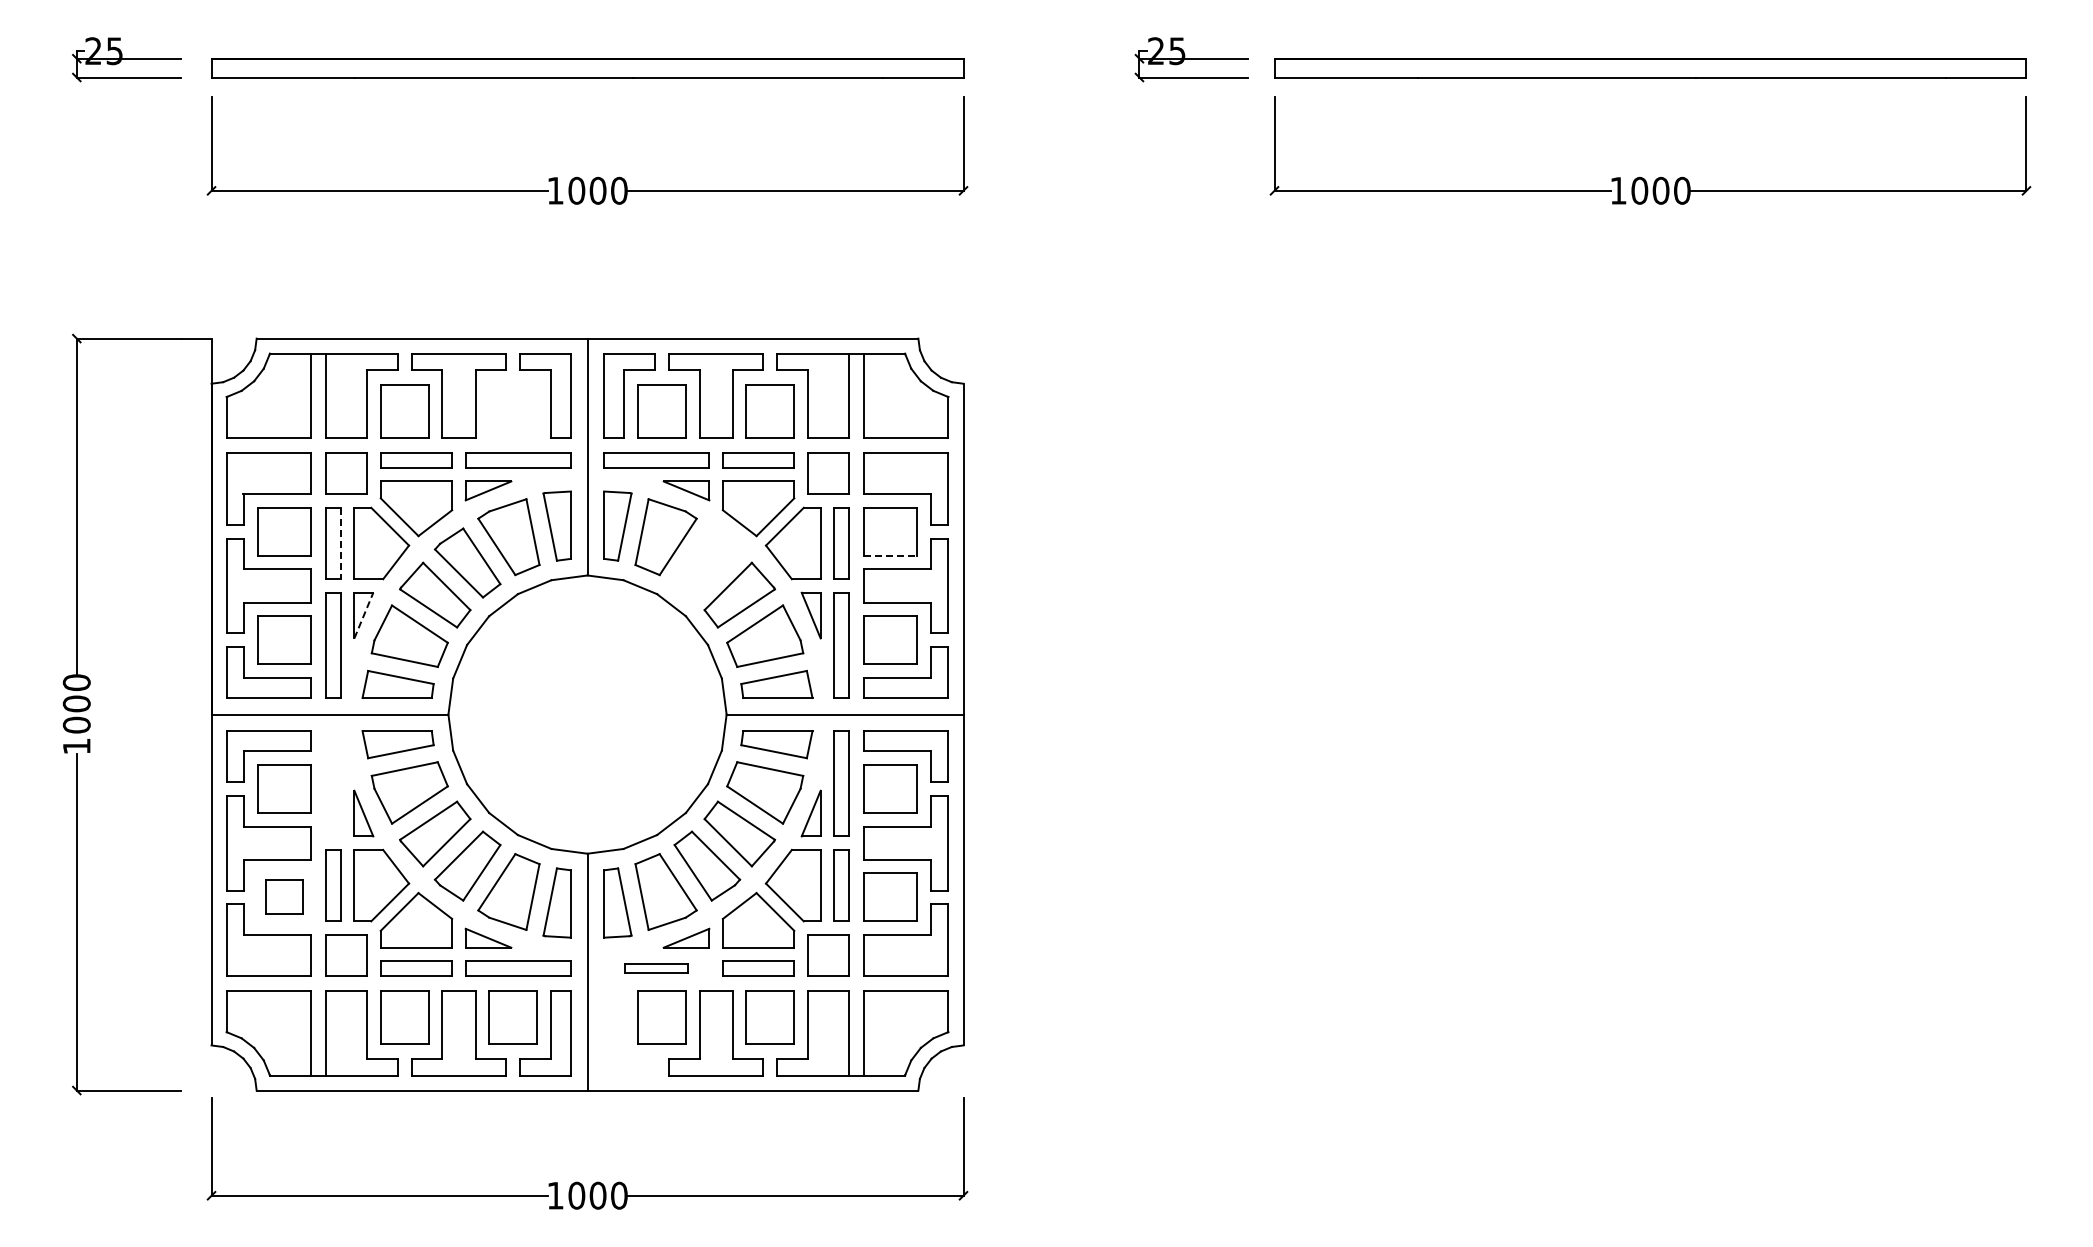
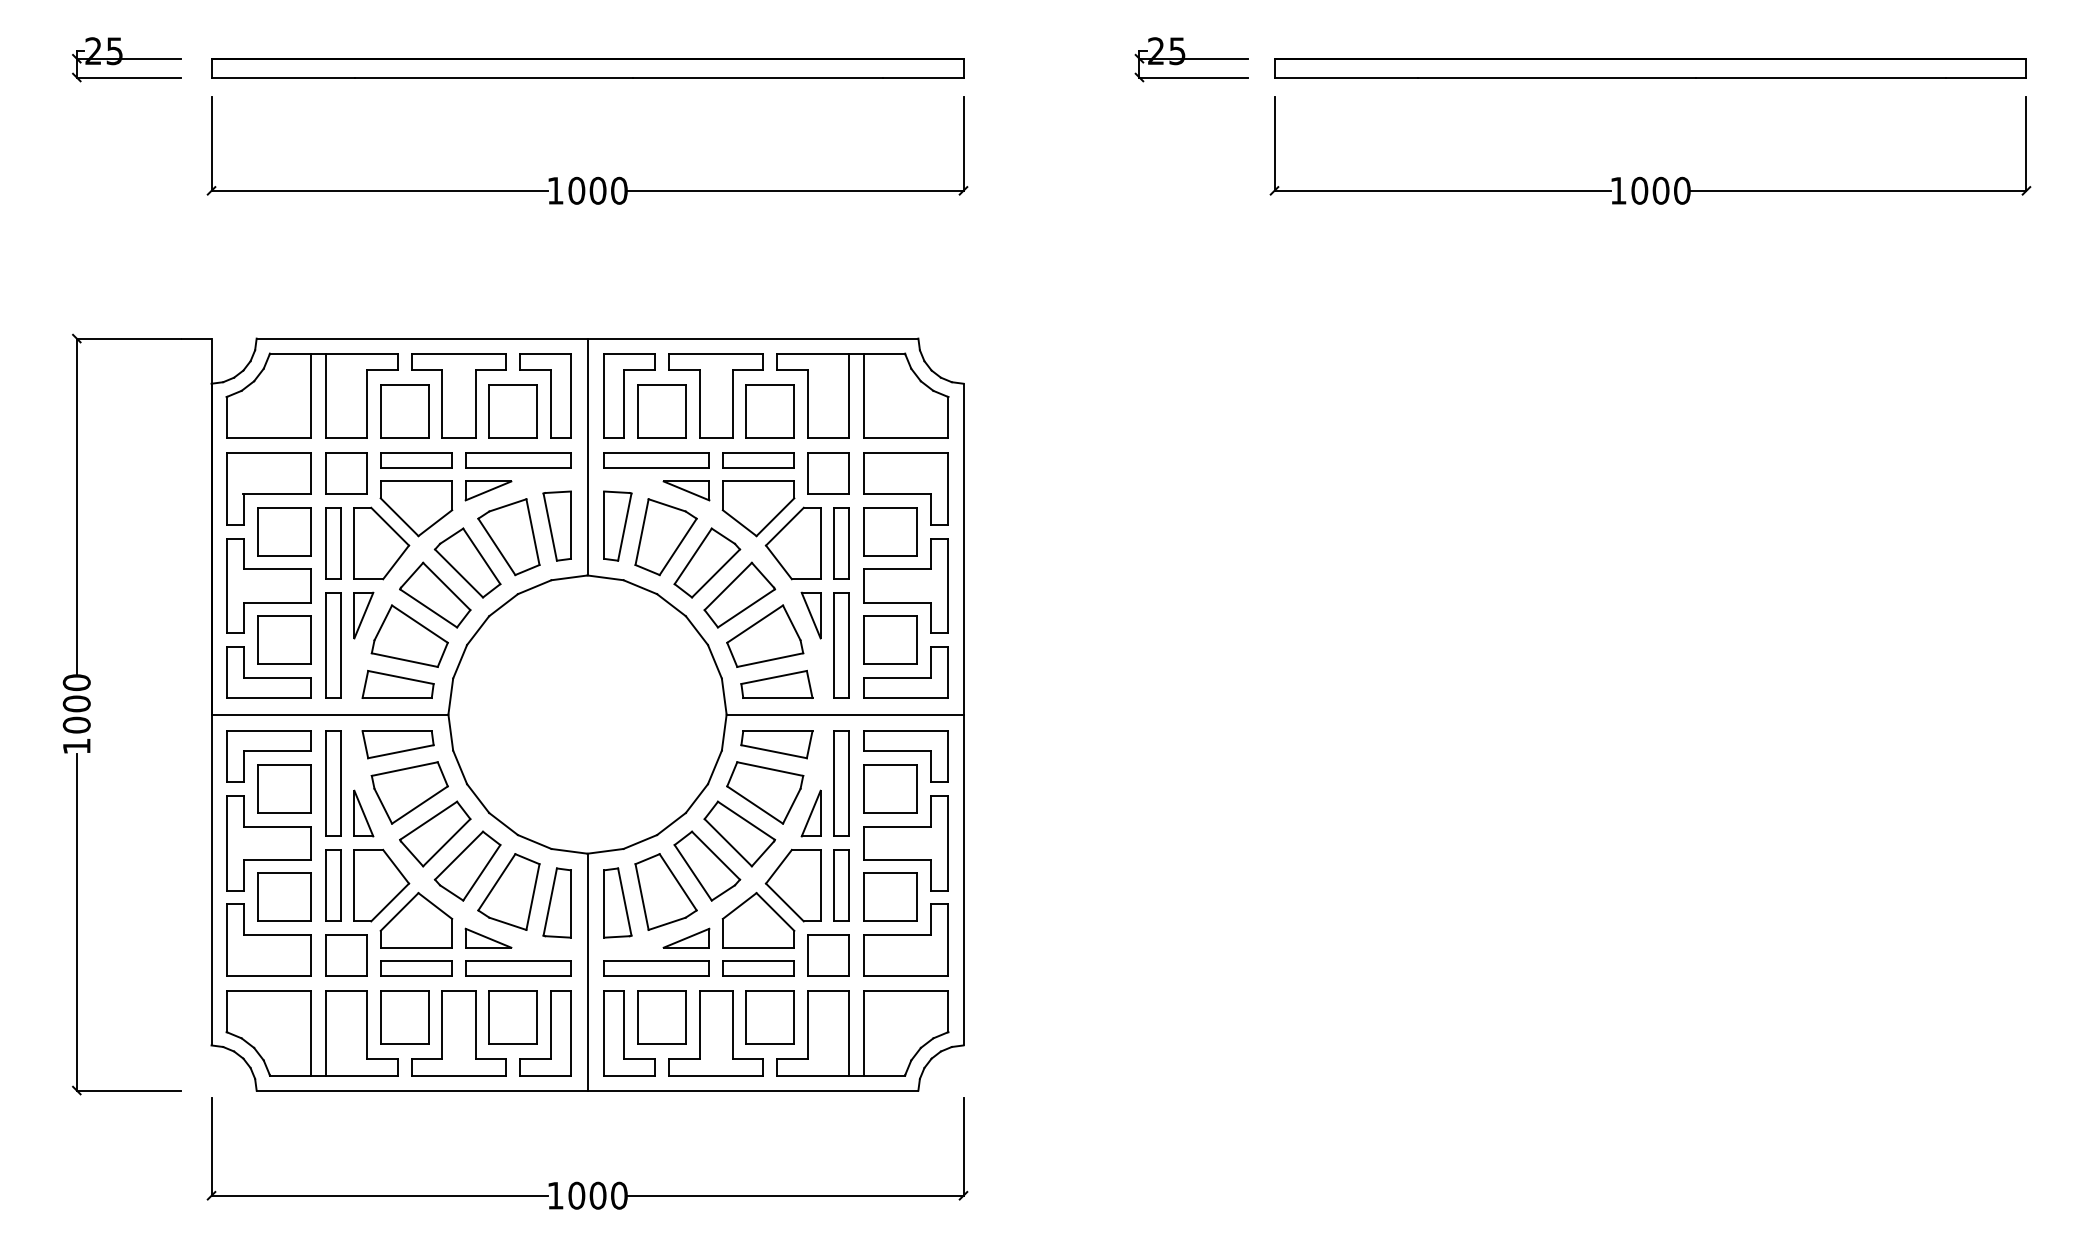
part: none -> present (512, 411)
line: dashed -> solid (340, 543)
line: dashed -> solid (890, 555)
part: none -> present (707, 562)
line: dashed -> solid (363, 615)
part: none -> present (333, 783)
part size: 39x36 px -> 55x50 px (284, 896)
part size: 65x11 px -> 107x17 px (656, 968)
part: none -> present (629, 1033)
